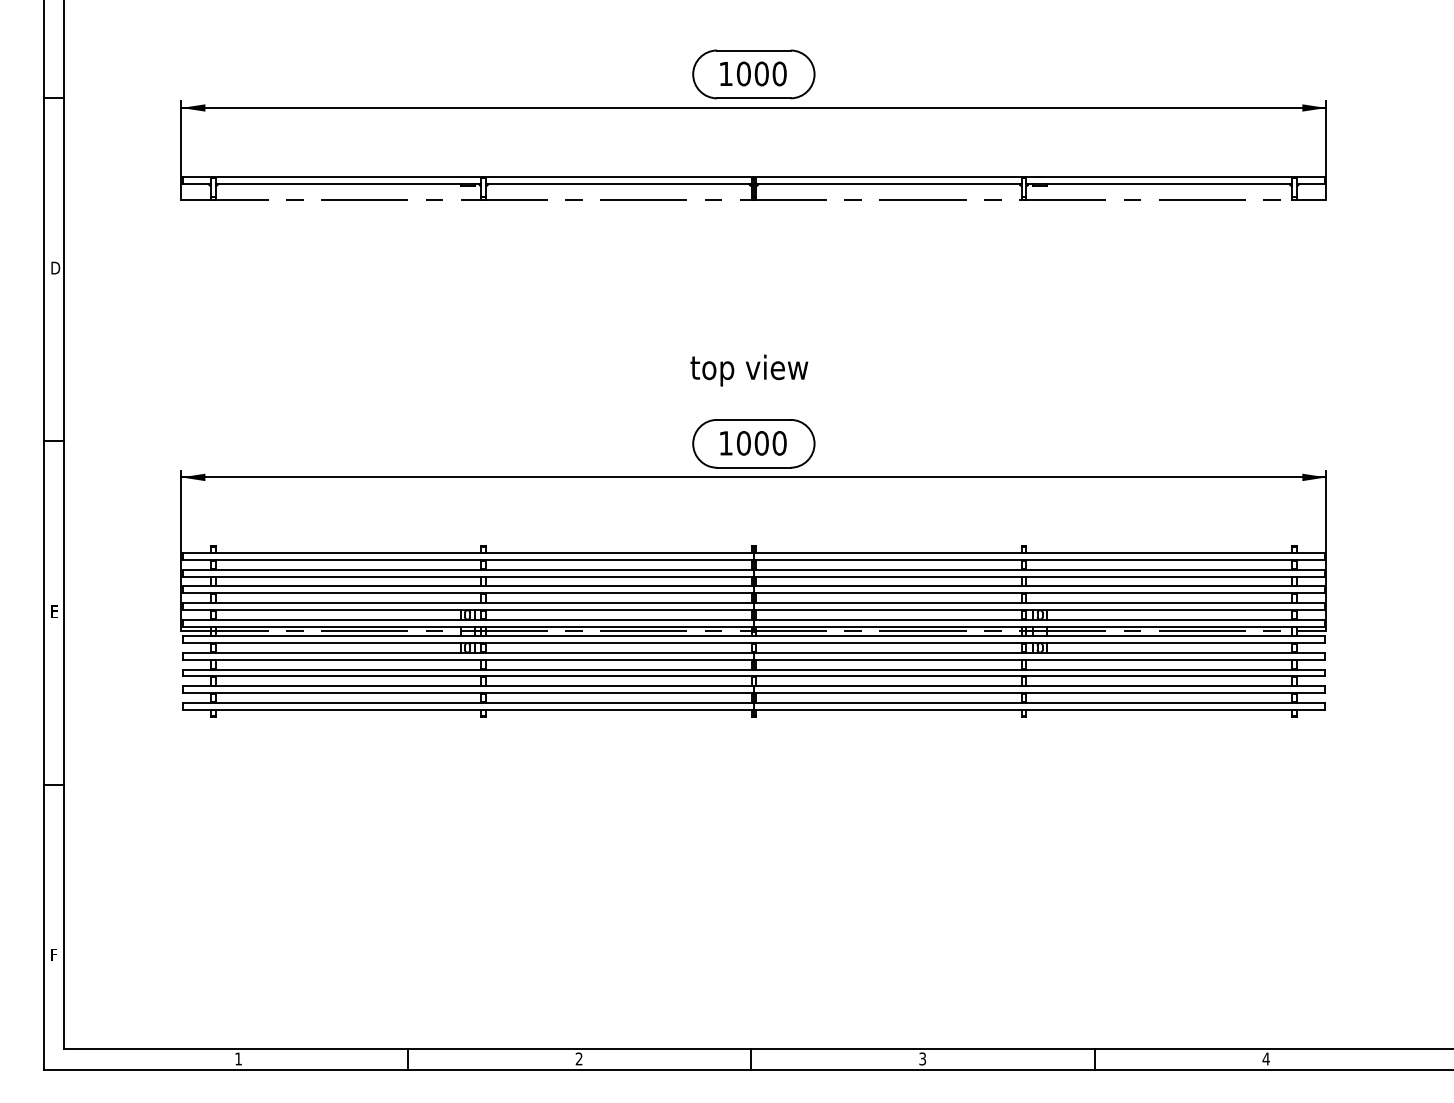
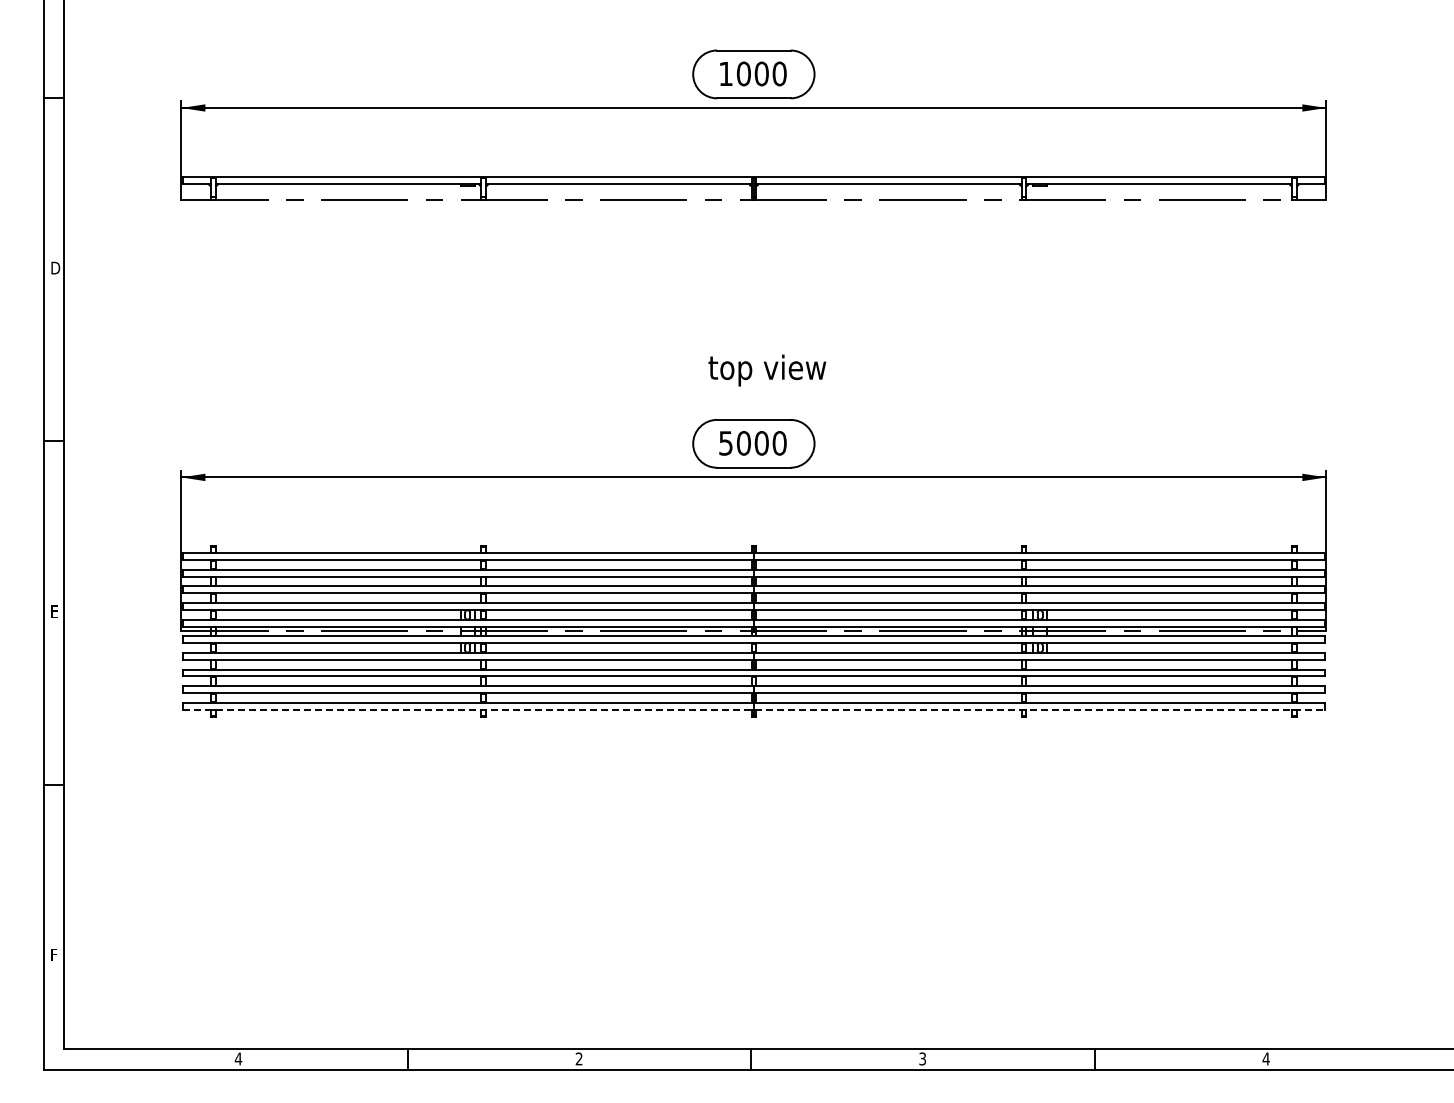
text position: (749, 370) -> (767, 370) (767, 370)
text: 1000 -> 5000 (725, 443)
line: solid -> dashed (753, 709)
text: 1 -> 4 (238, 1058)
